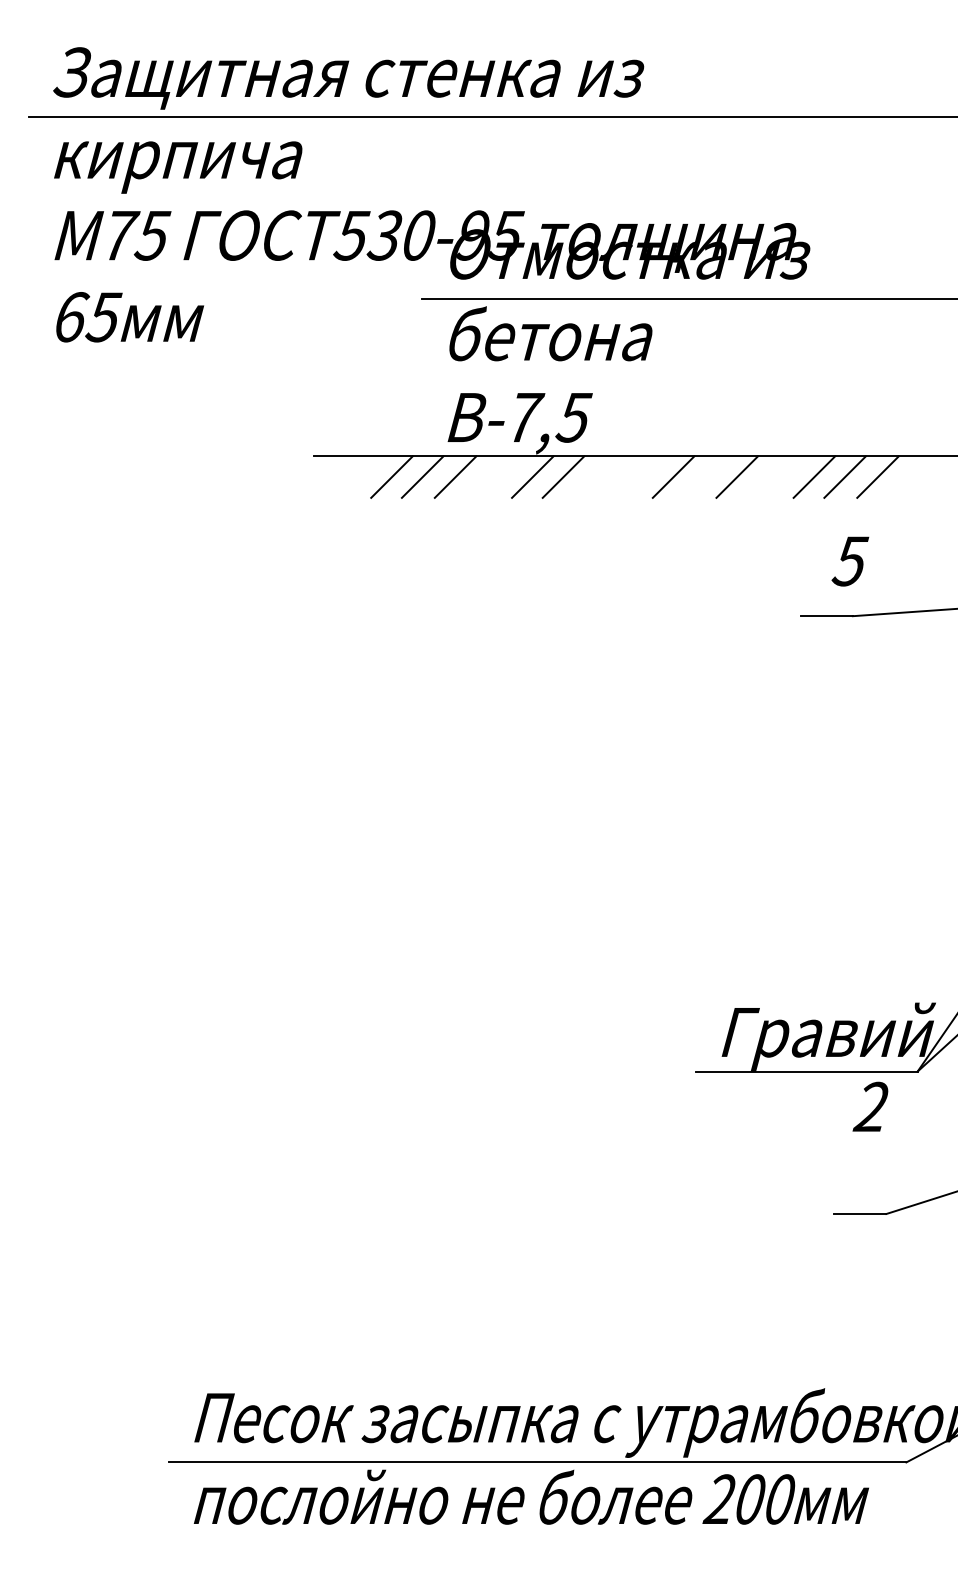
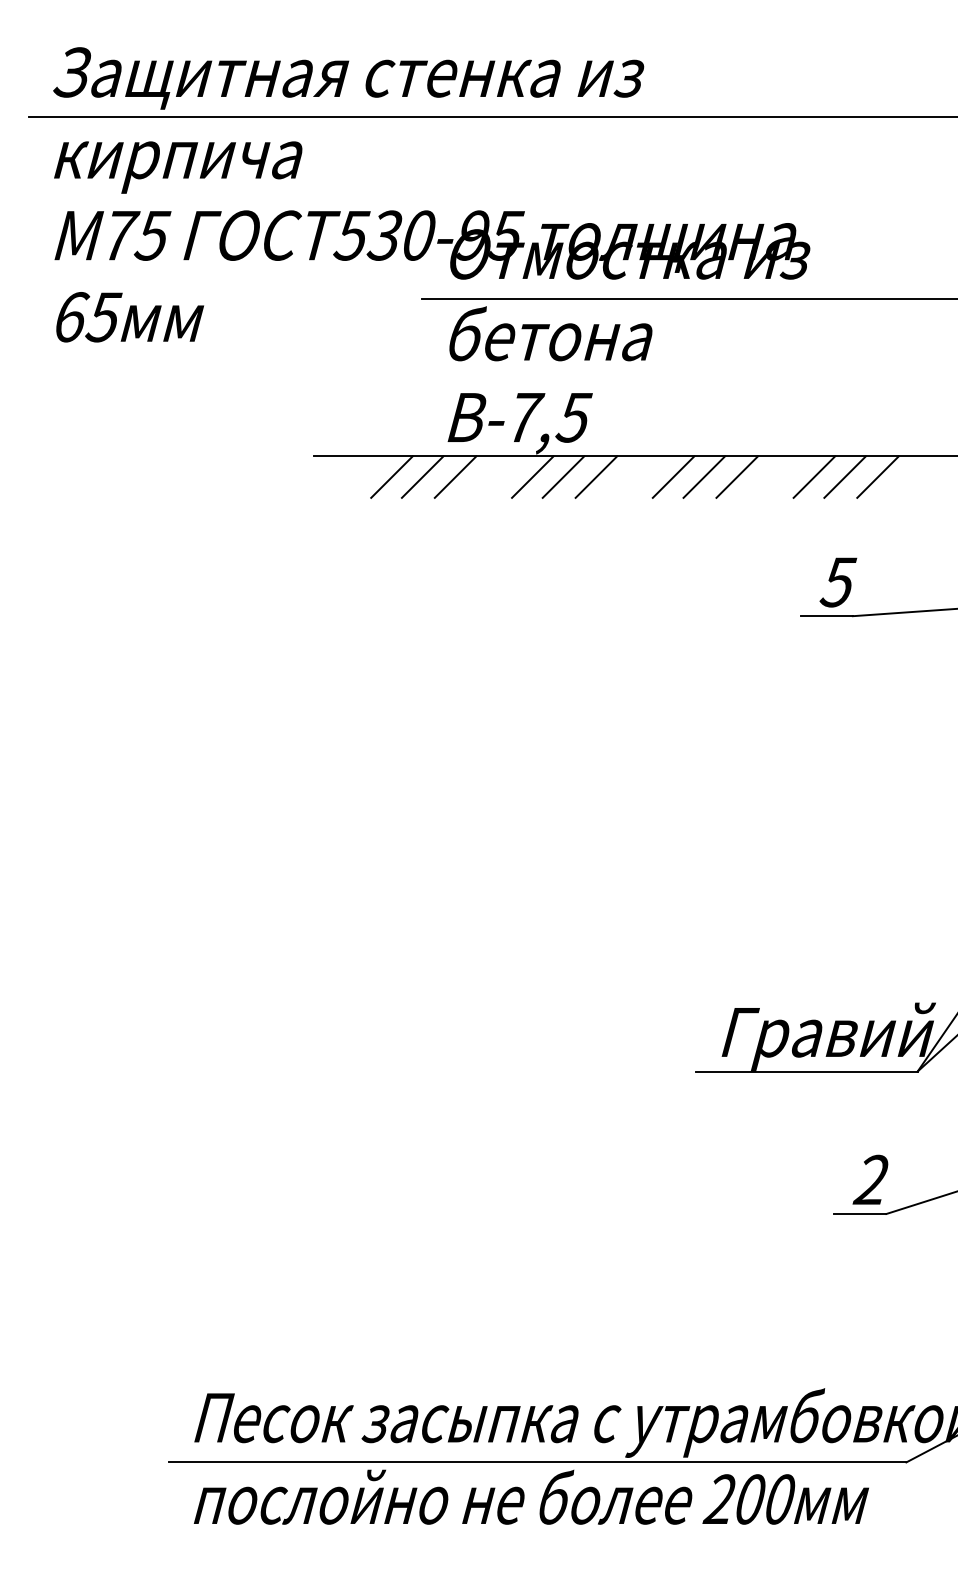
line: none -> present (596, 476)
line: none -> present (704, 476)
text position: (850, 561) -> (838, 582) (838, 582)
text position: (870, 1106) -> (870, 1179) (870, 1179)
